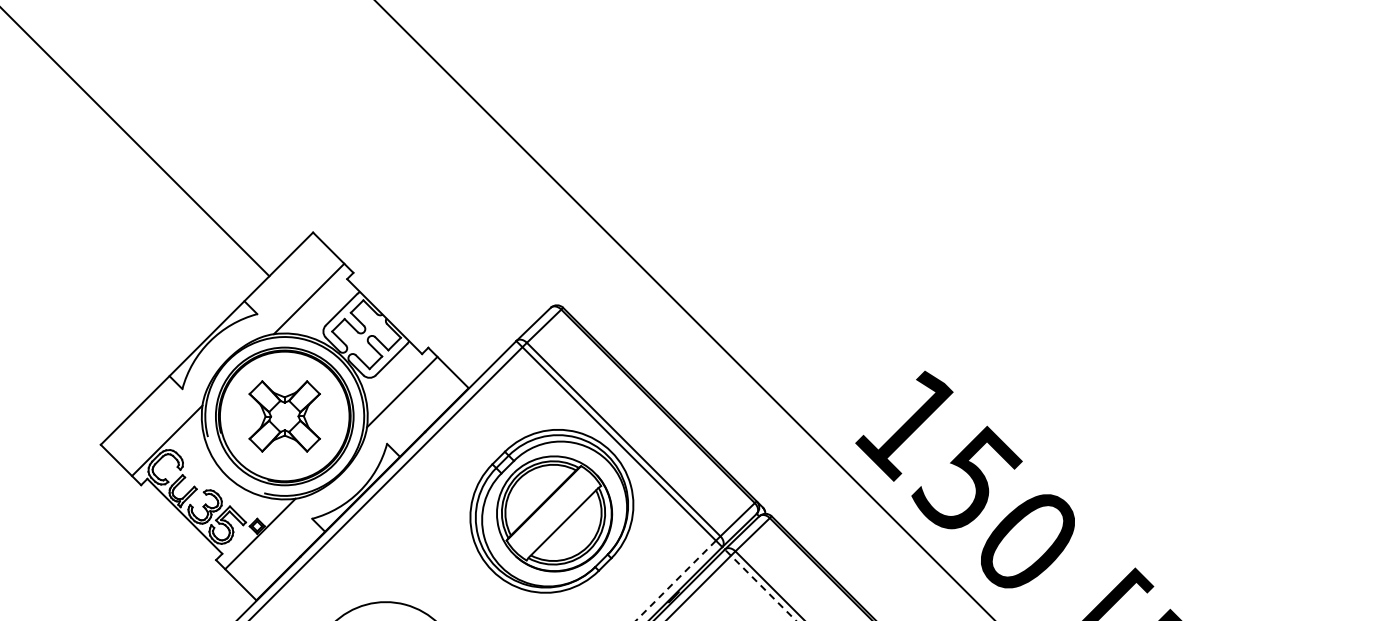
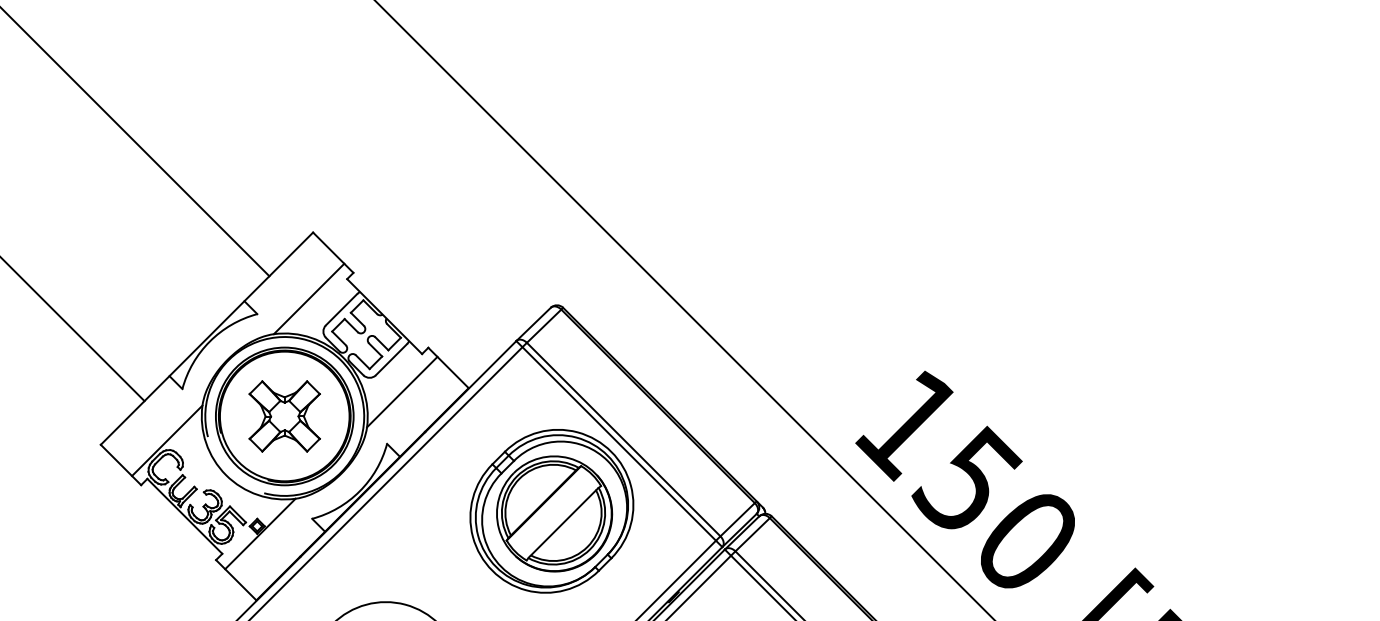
line: none -> present (73, 329)
line: dashed -> solid (675, 580)
line: dashed -> solid (760, 584)
